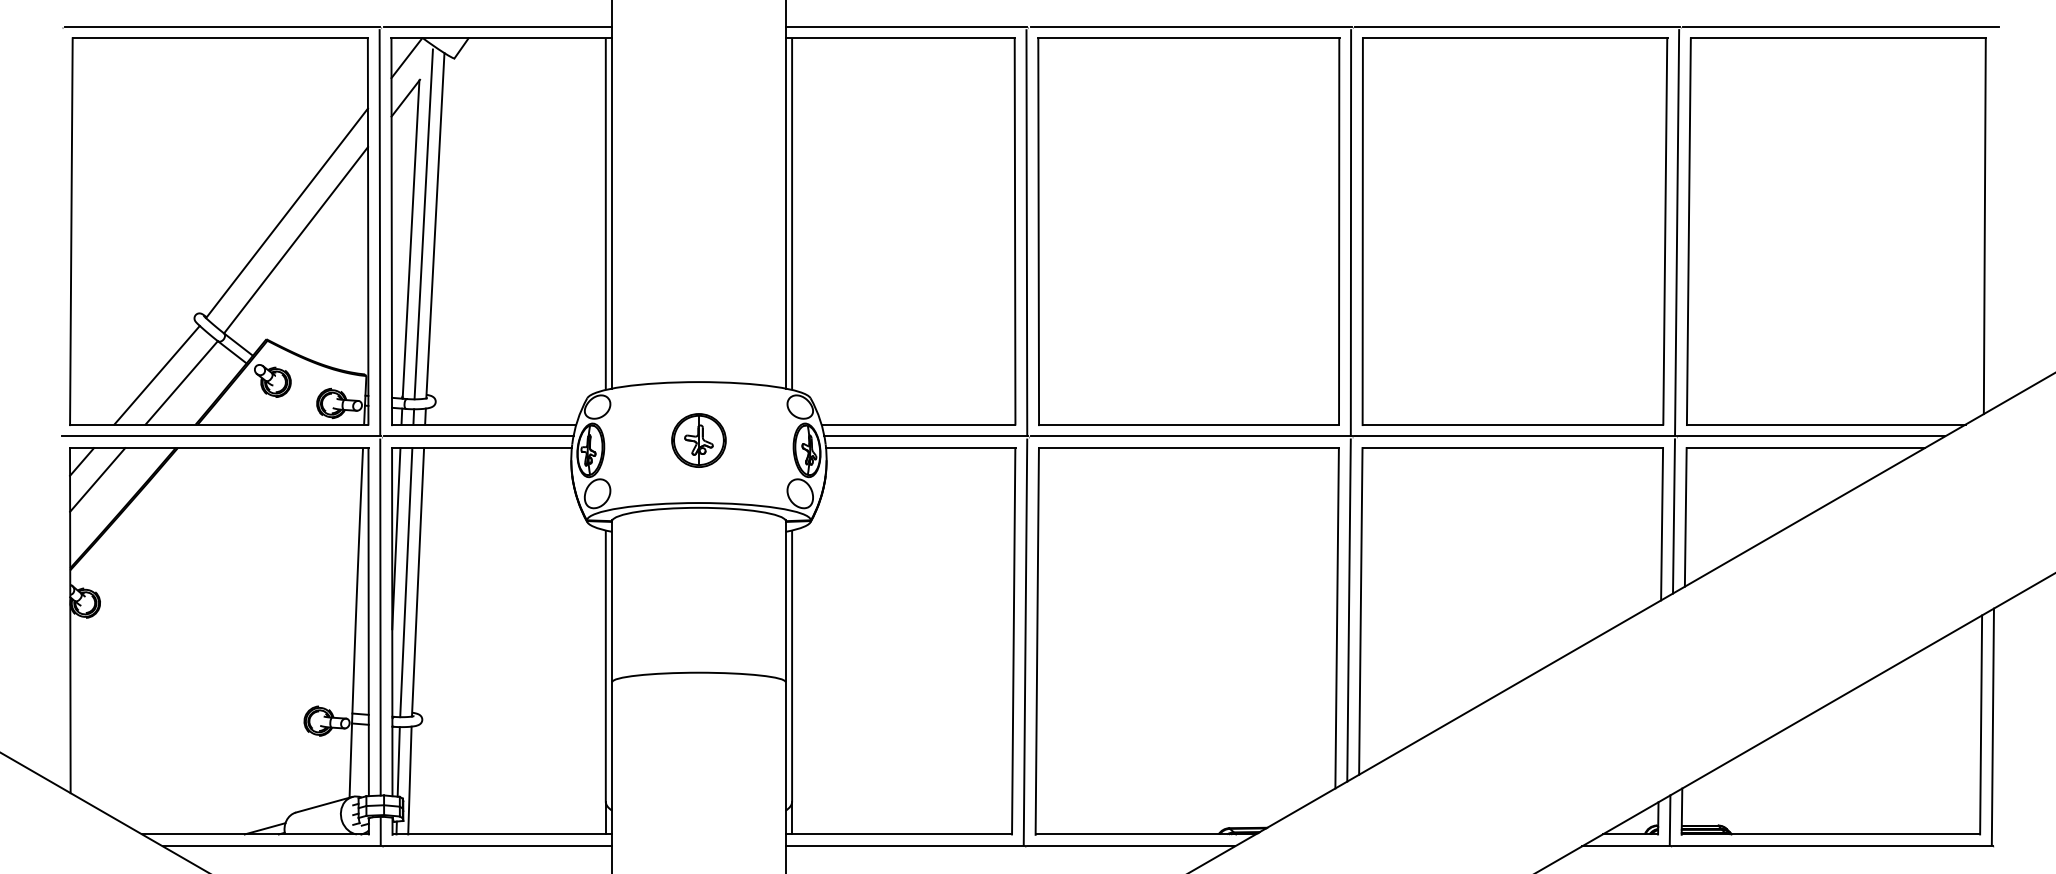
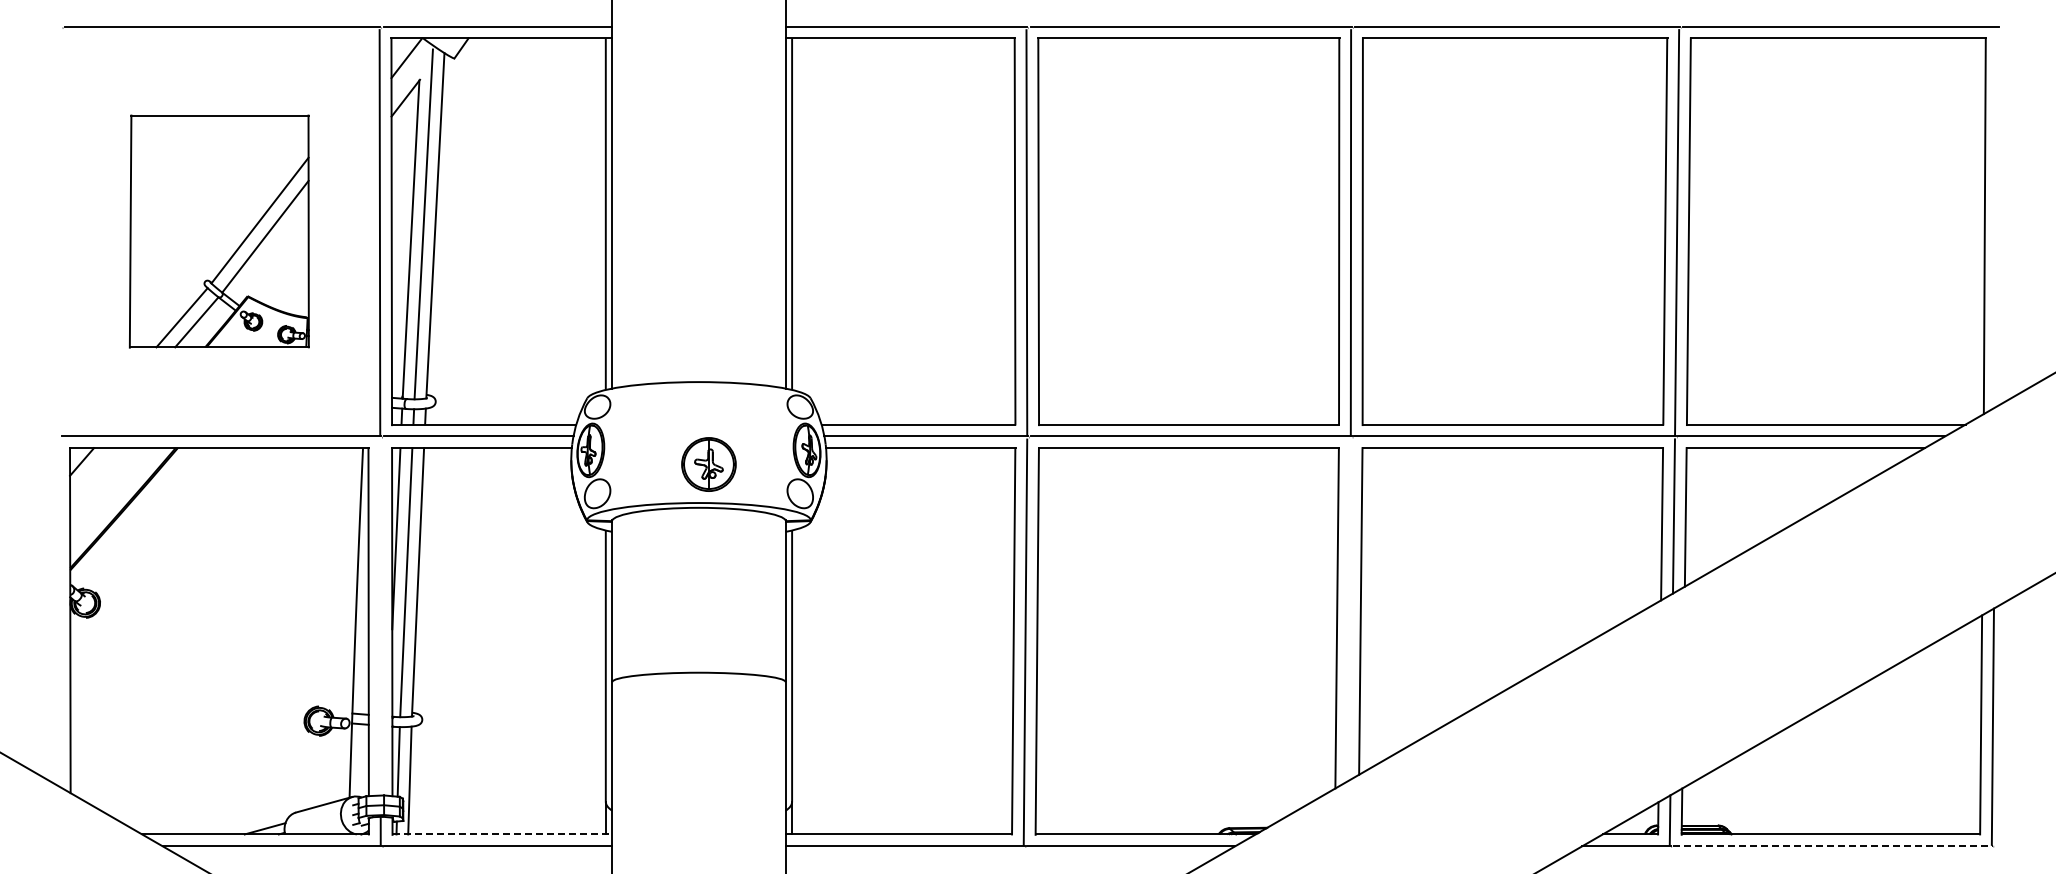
part size: 301x389 px -> 182x235 px (218, 231)
part position: (698, 440) -> (708, 464) (708, 464)
line: present -> none (97, 479)
line: present -> none (1348, 610)
line: present -> none (380, 617)
line: solid -> dashed (502, 834)
line: solid -> dashed (1833, 846)
